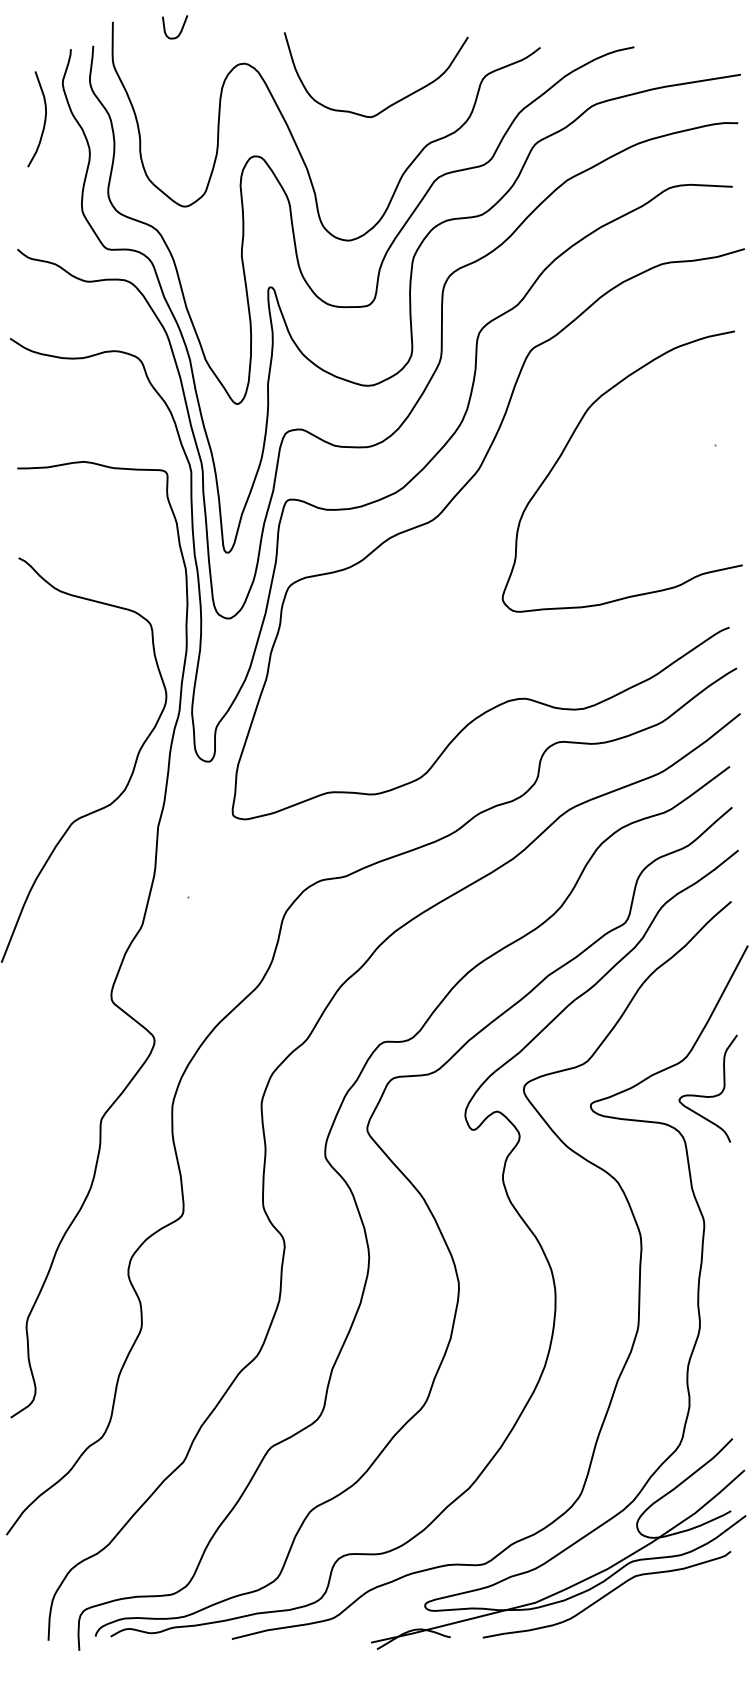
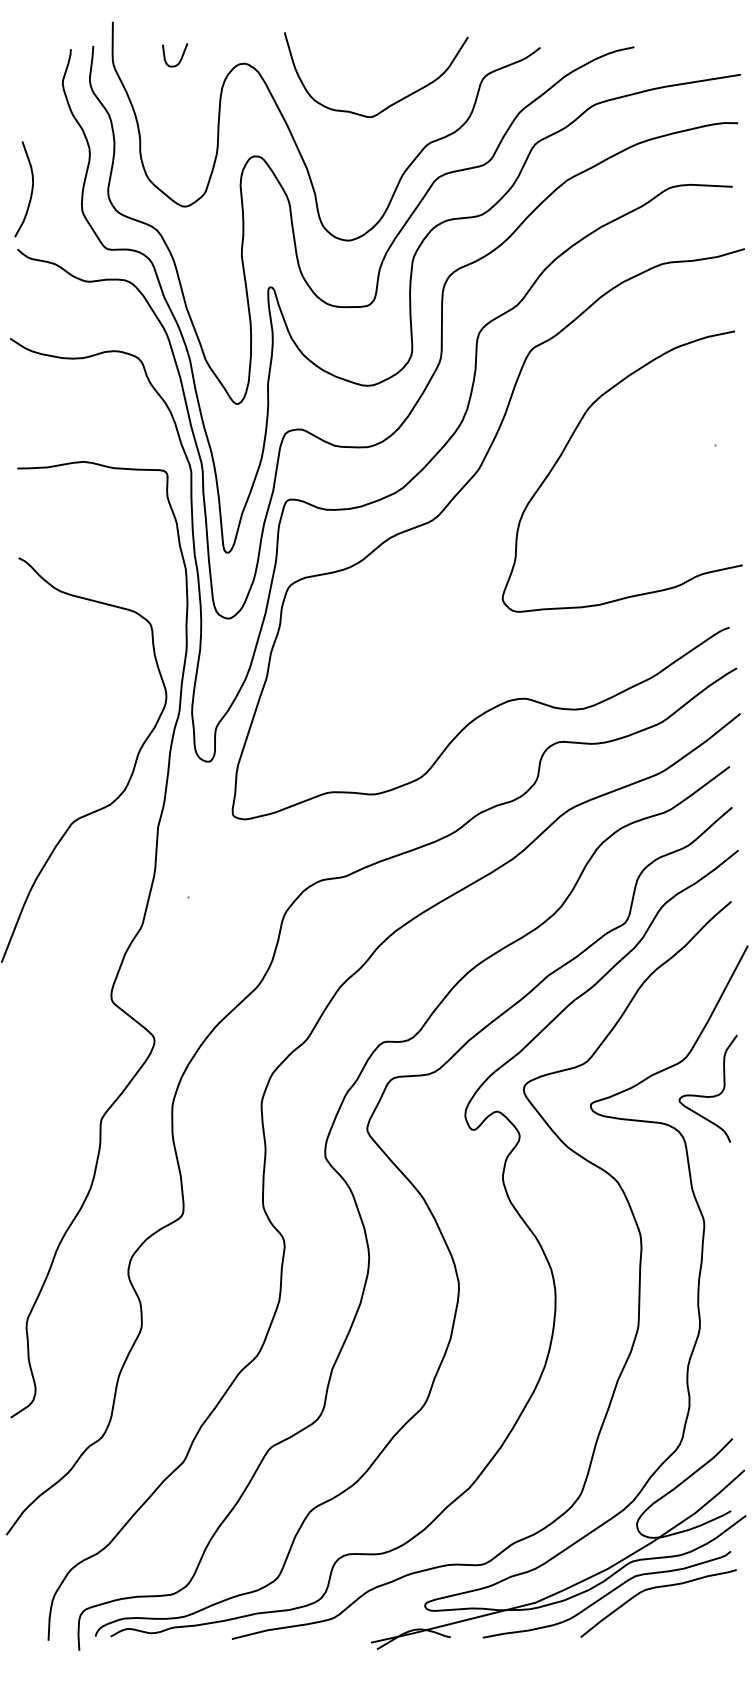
curve position: (180, 30) -> (180, 58) (180, 58)
curve position: (44, 119) -> (31, 189) (31, 189)
curve: none -> present (656, 1588)
